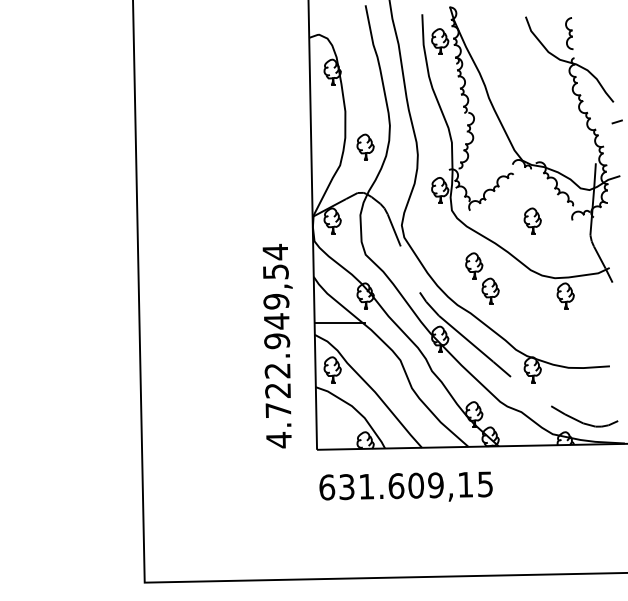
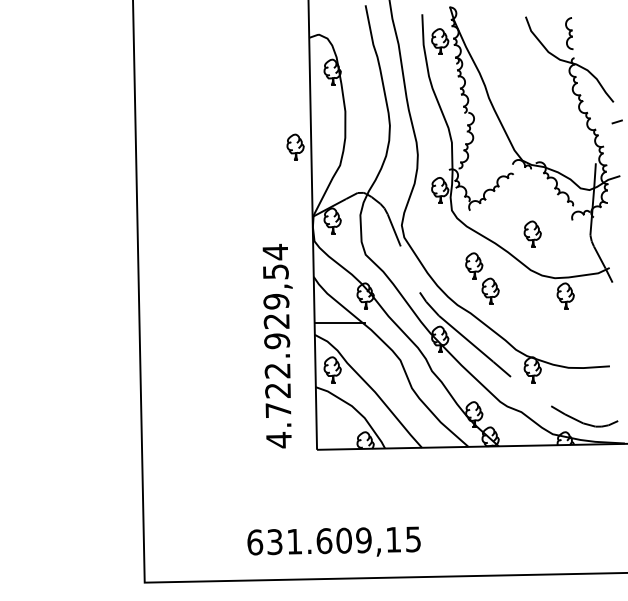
part position: (365, 146) -> (295, 146) (295, 146)
part position: (532, 220) -> (532, 233) (532, 233)
text: 4.722.949,54 -> 4.722.929,54 (276, 321)
text position: (405, 486) -> (333, 541) (333, 541)
